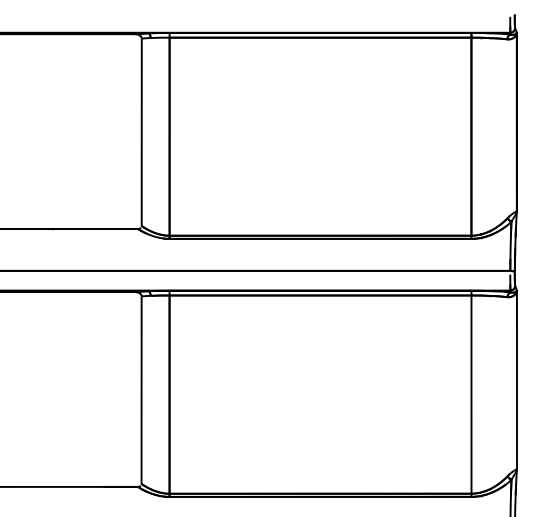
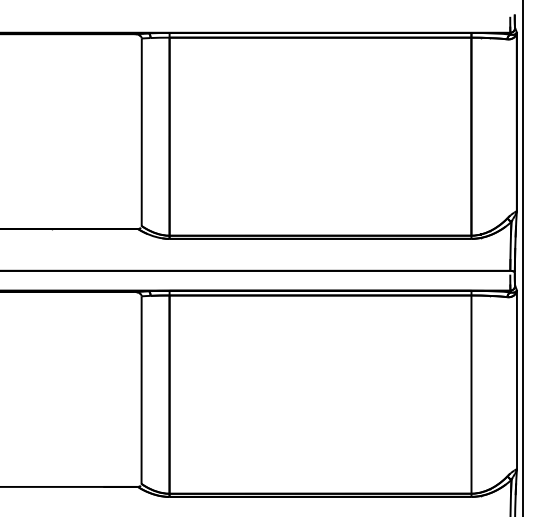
line: none -> present (523, 257)
